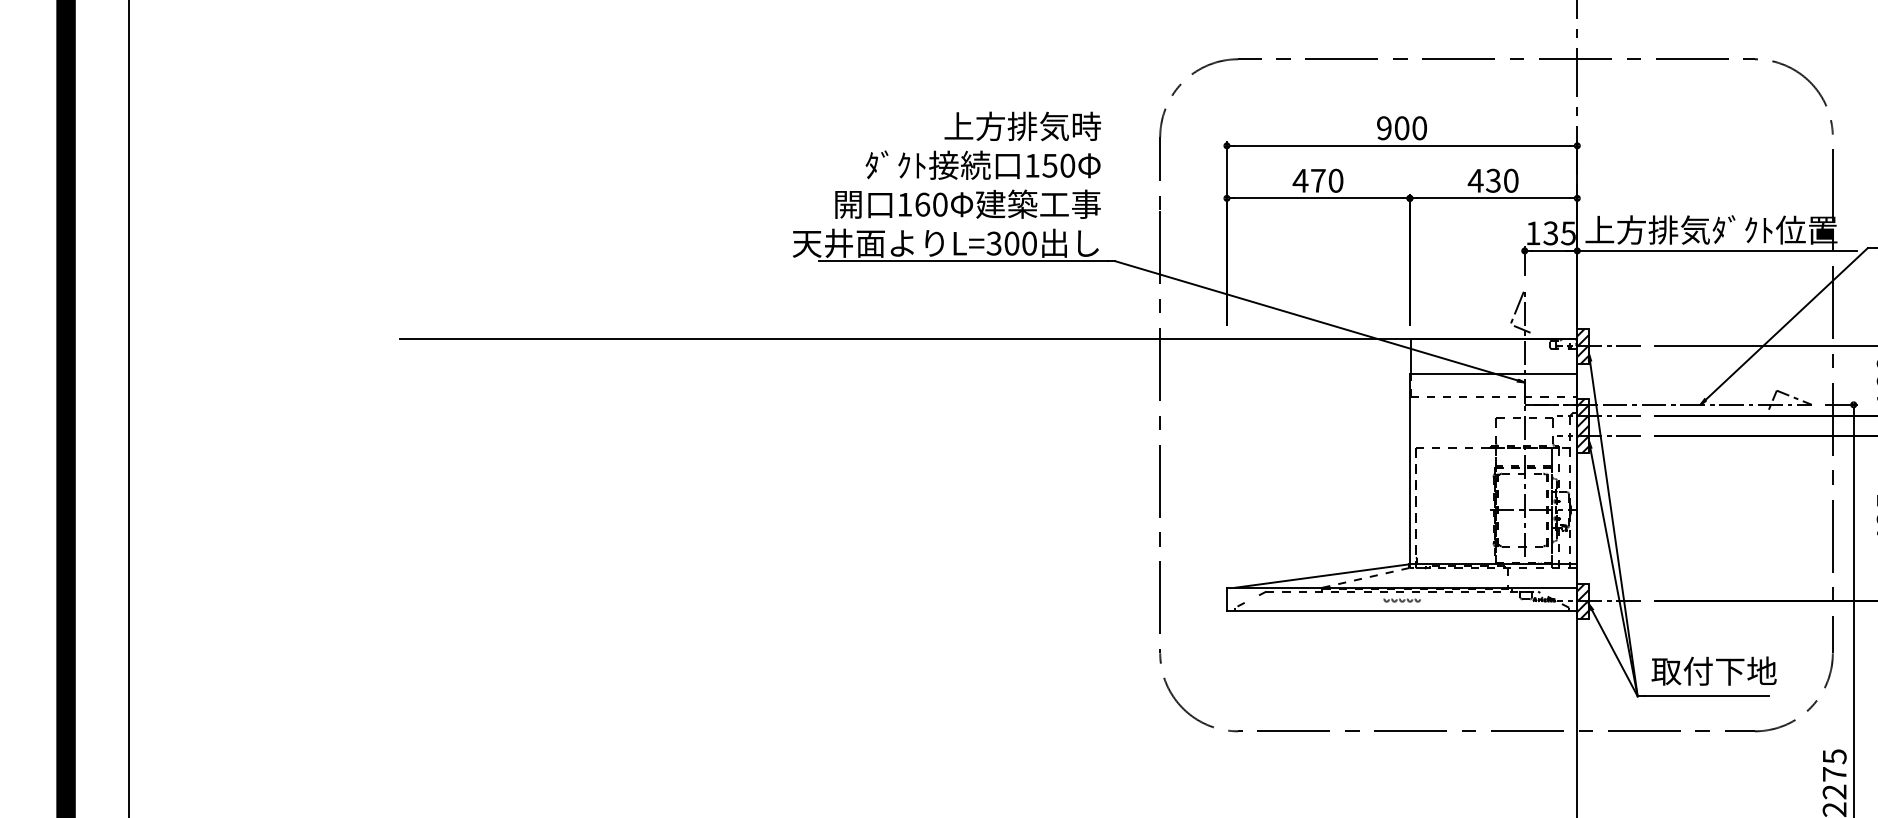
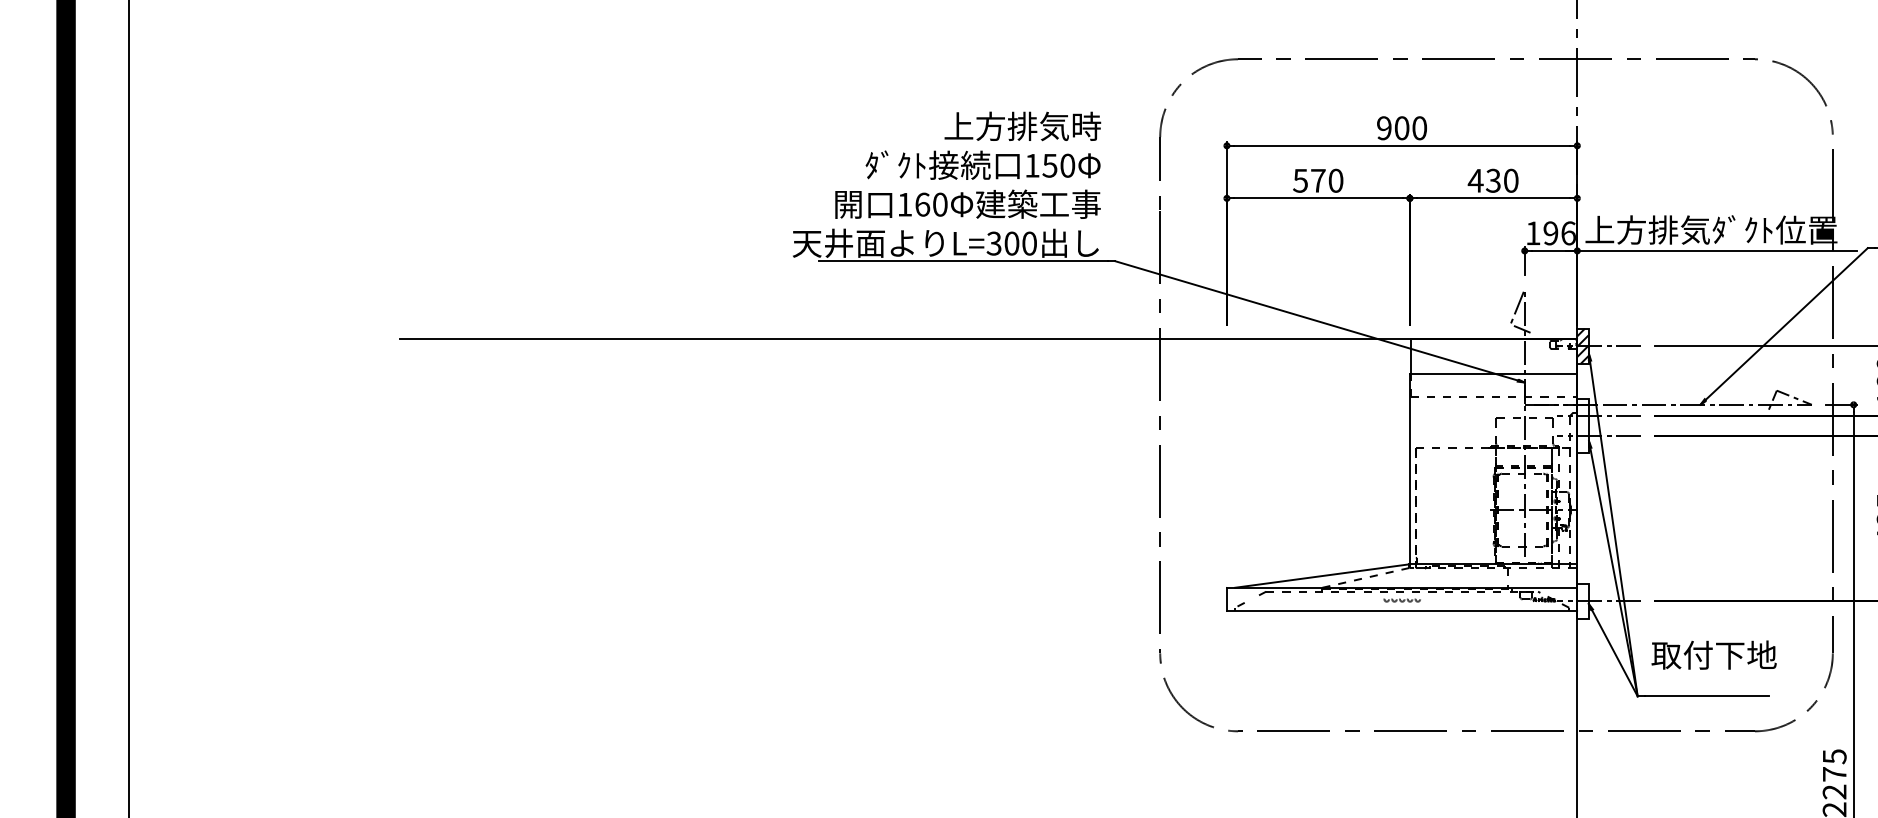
text: 470 -> 570 (1300, 180)
text: 135 -> 196 (1559, 233)
hatch: present -> none (1582, 425)
hatch: present -> none (1582, 600)
text position: (1713, 670) -> (1713, 654) (1713, 654)
